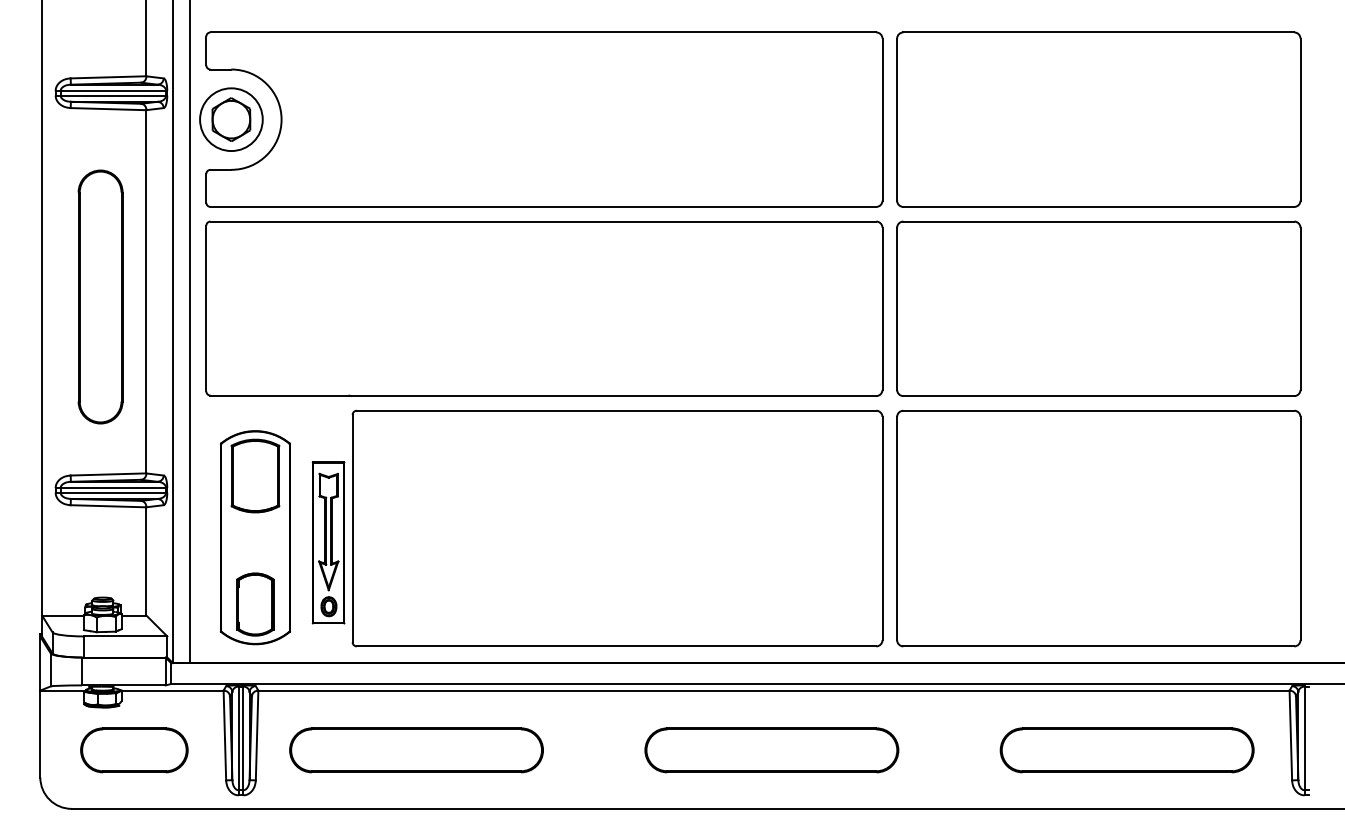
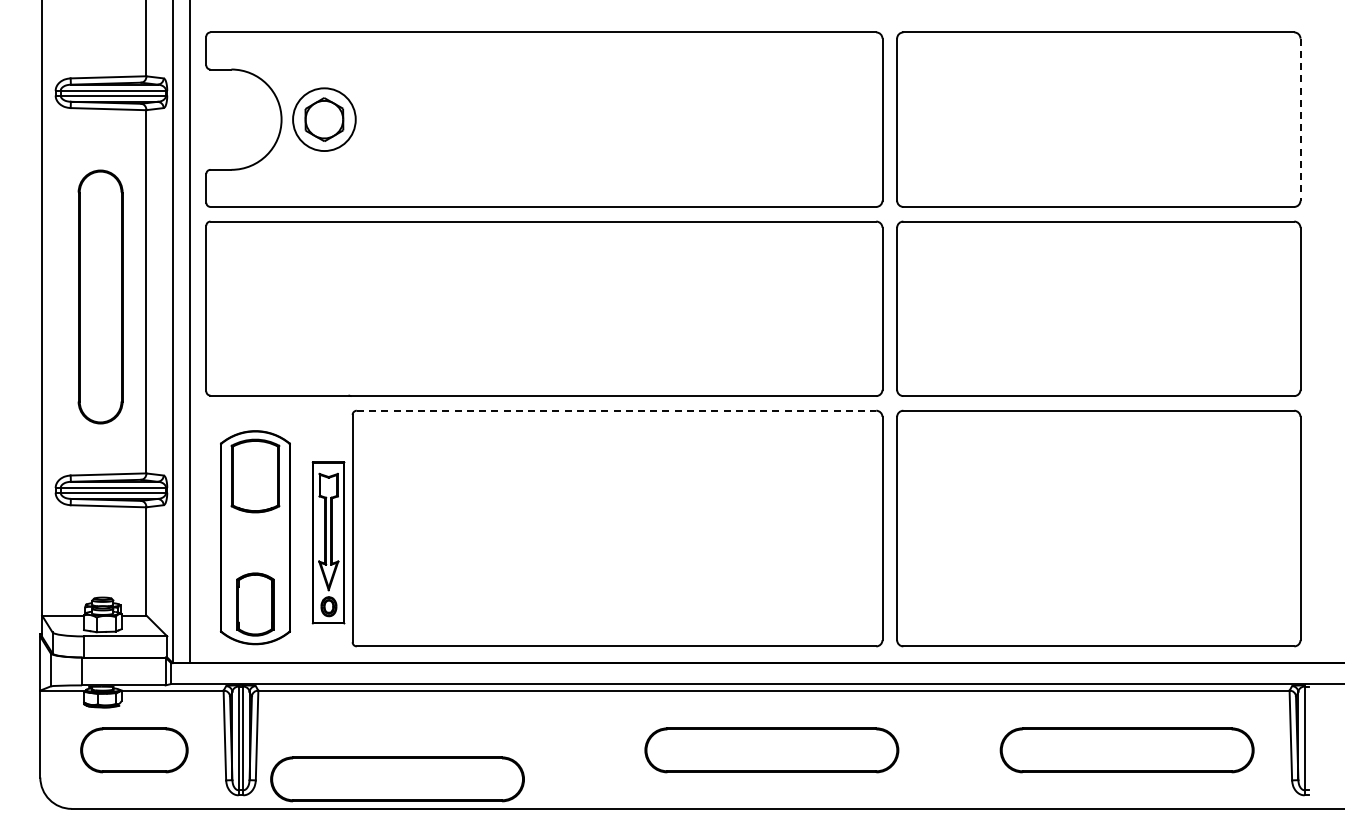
part position: (231, 119) -> (324, 119) (324, 119)
line: solid -> dashed (1300, 120)
line: solid -> dashed (616, 410)
part position: (416, 750) -> (397, 779) (397, 779)
